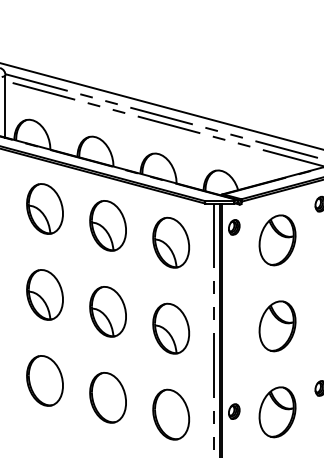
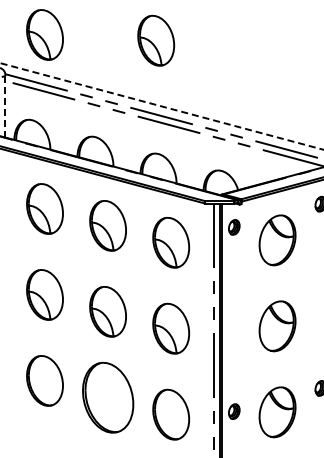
part: none -> present (44, 34)
part: none -> present (155, 40)
line: solid -> dashed (5, 106)
line: solid -> dashed (162, 106)
part size: 38x52 px -> 53x73 px (108, 397)
